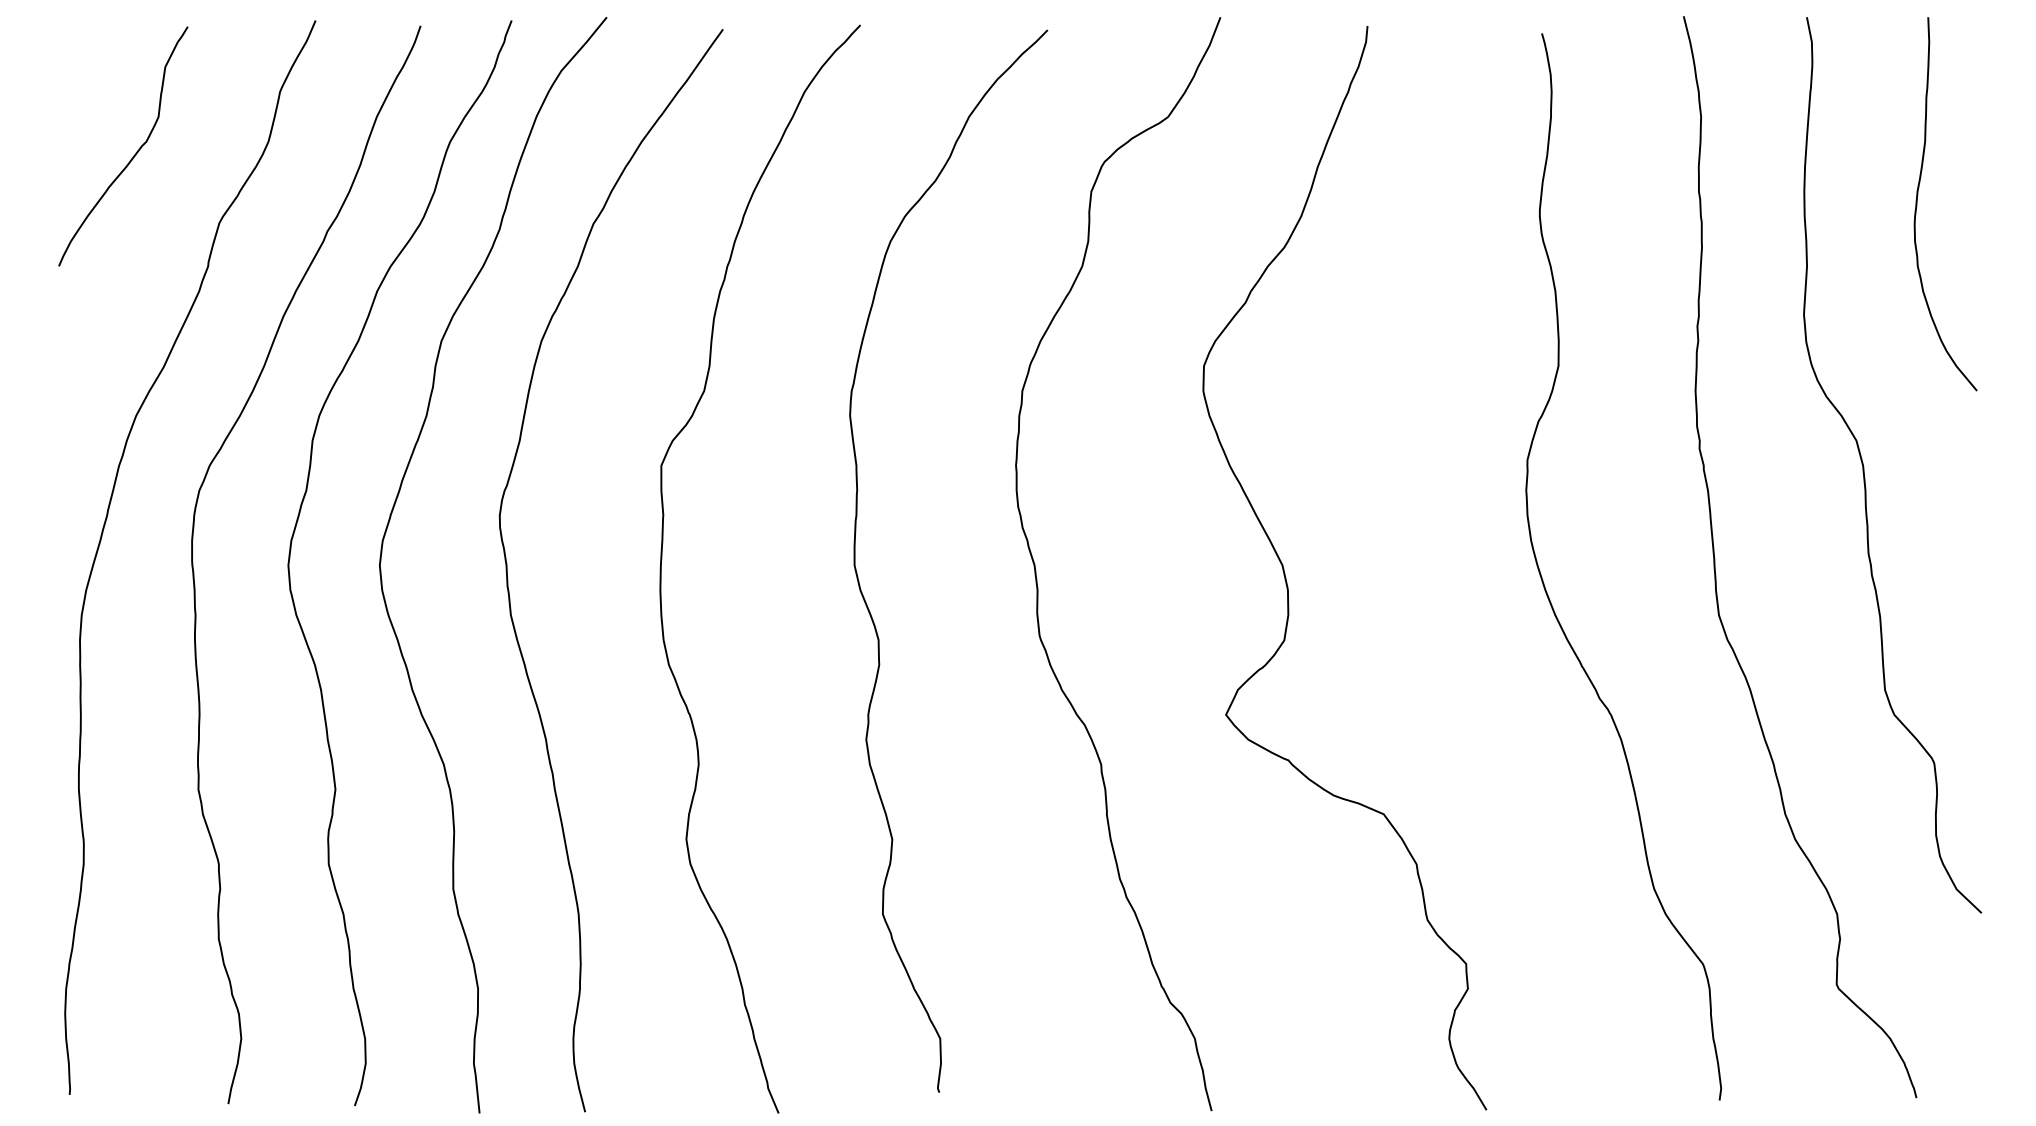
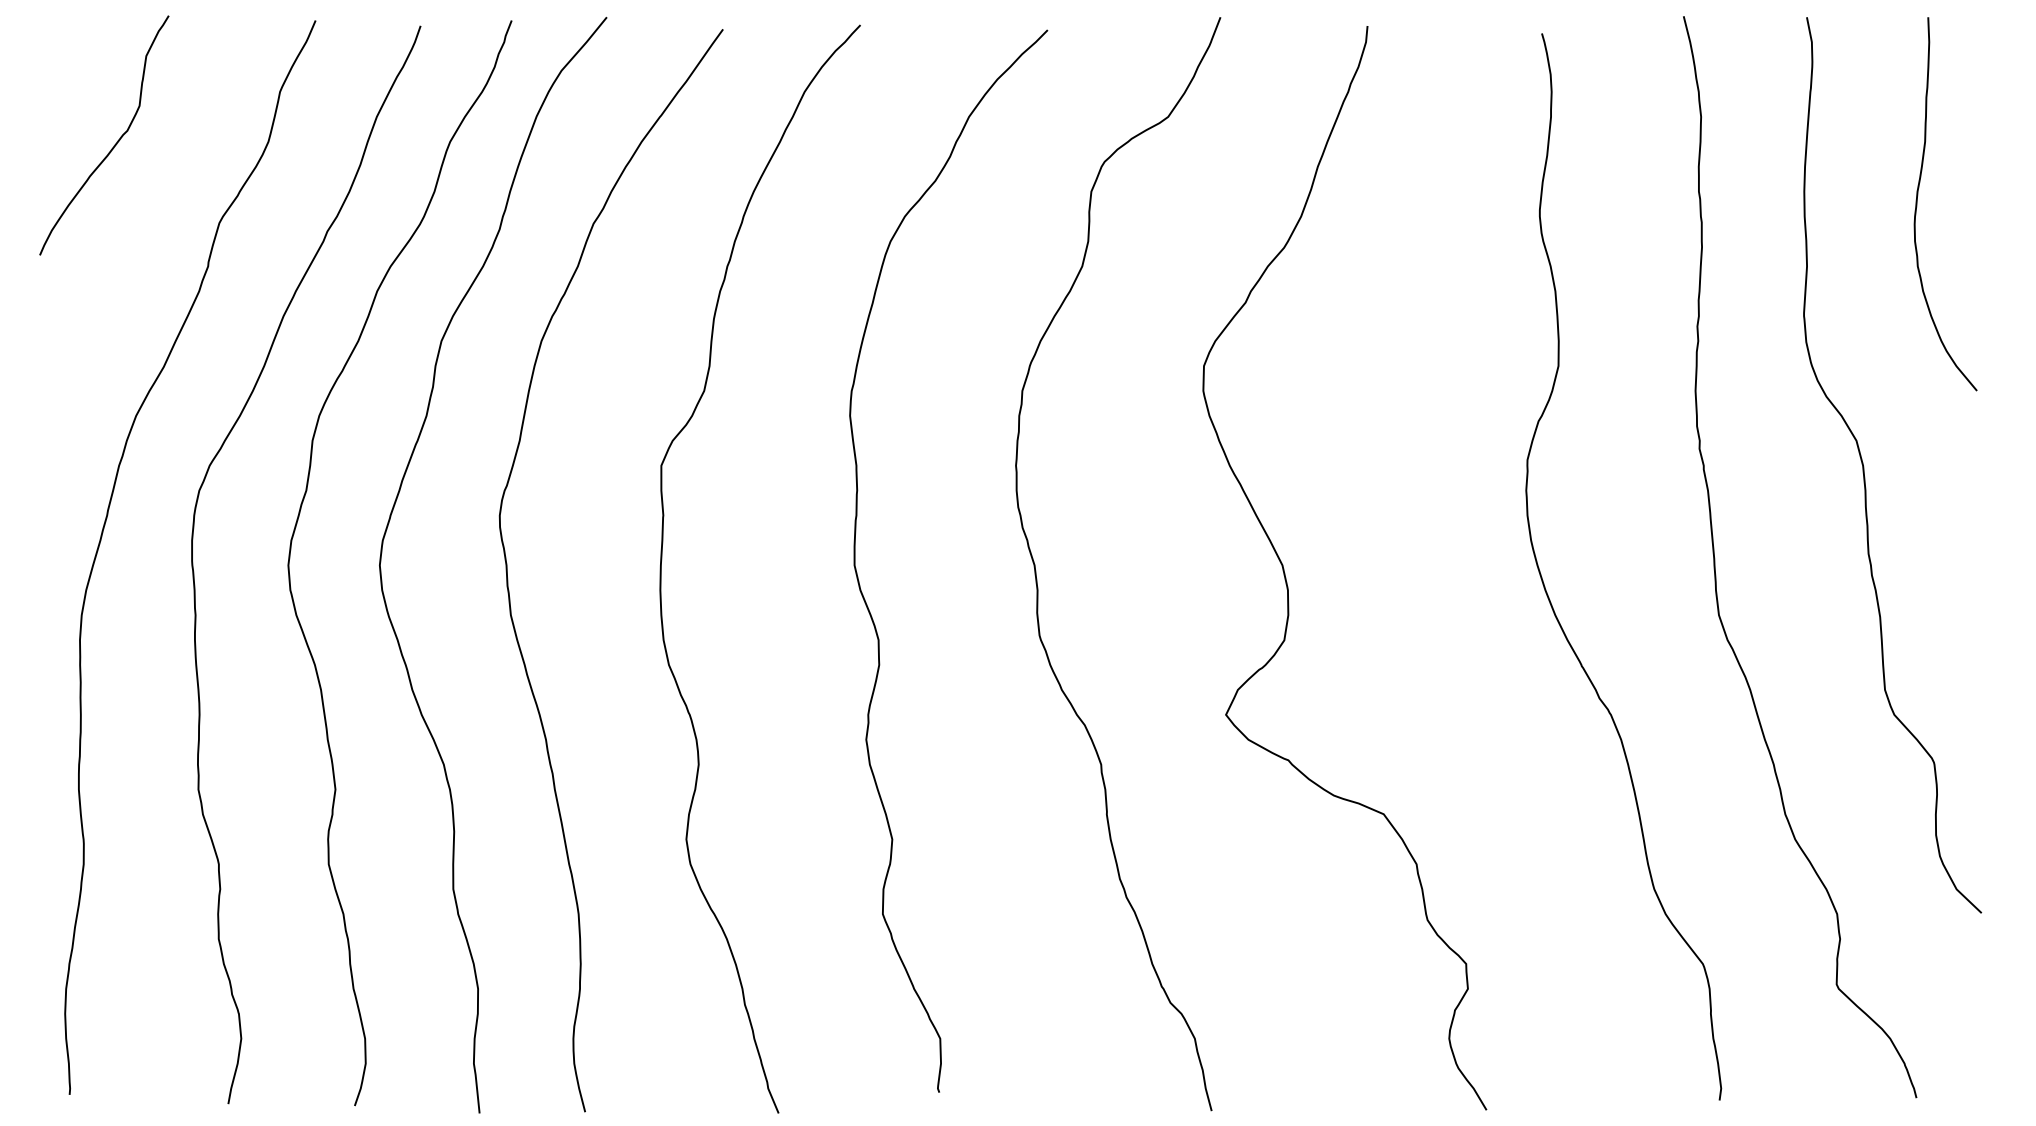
curve position: (133, 155) -> (114, 144) (114, 144)
